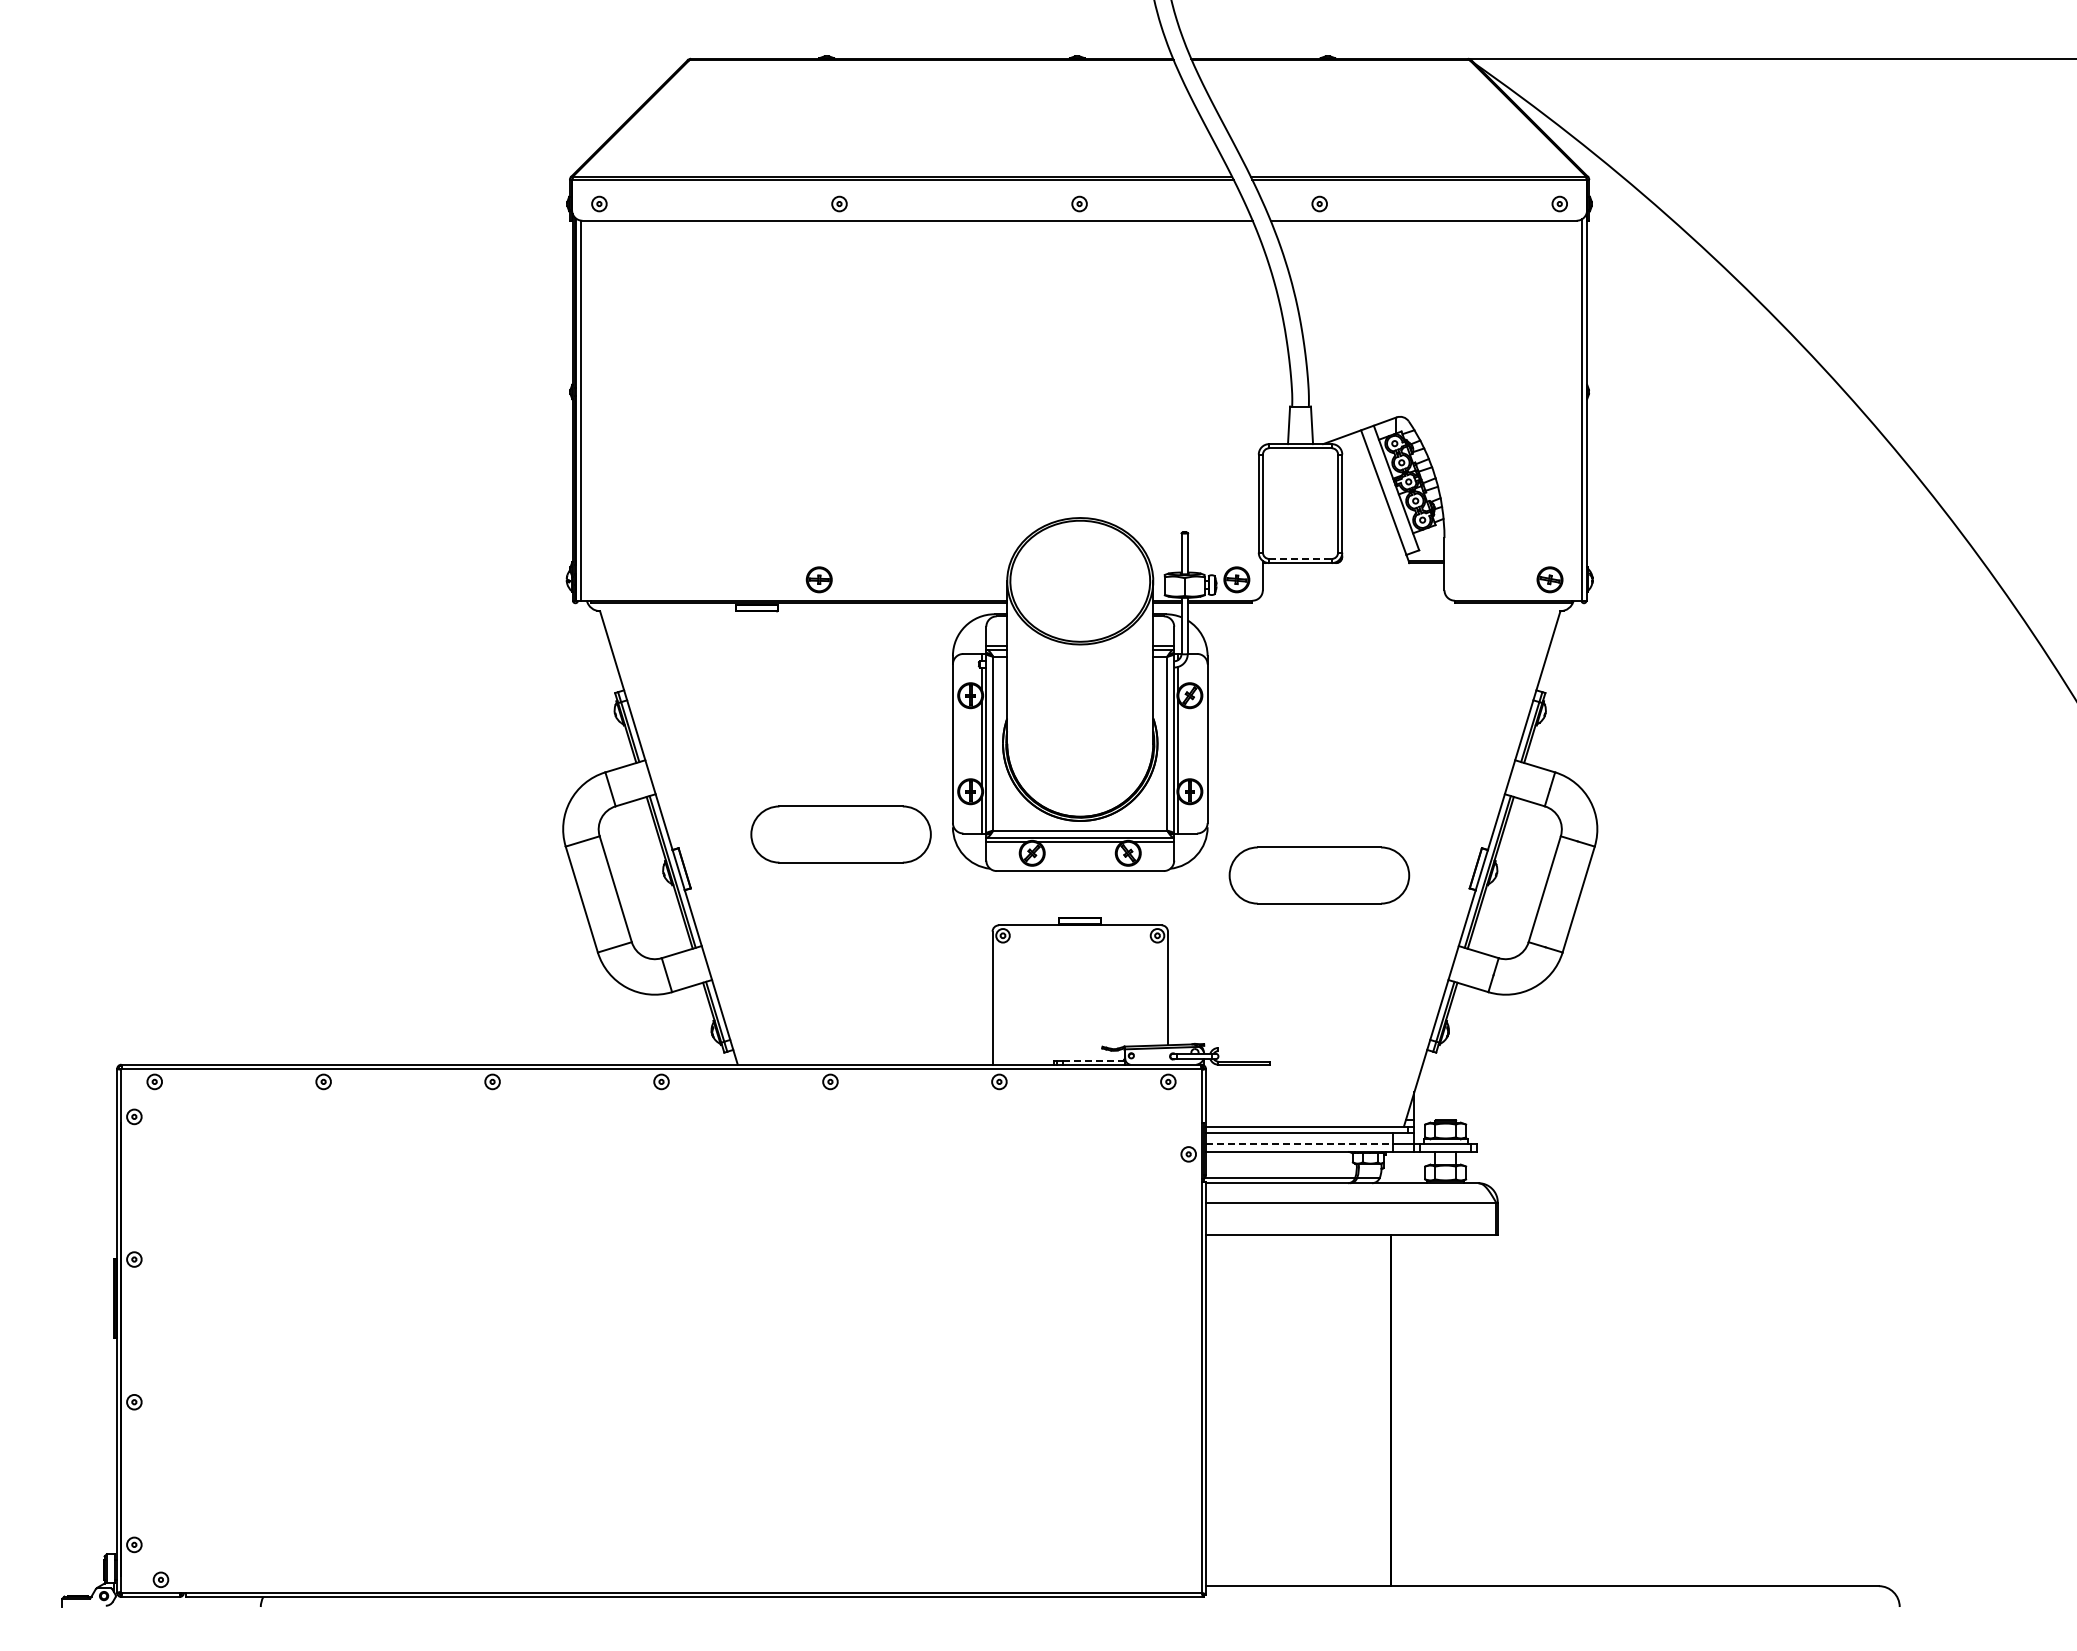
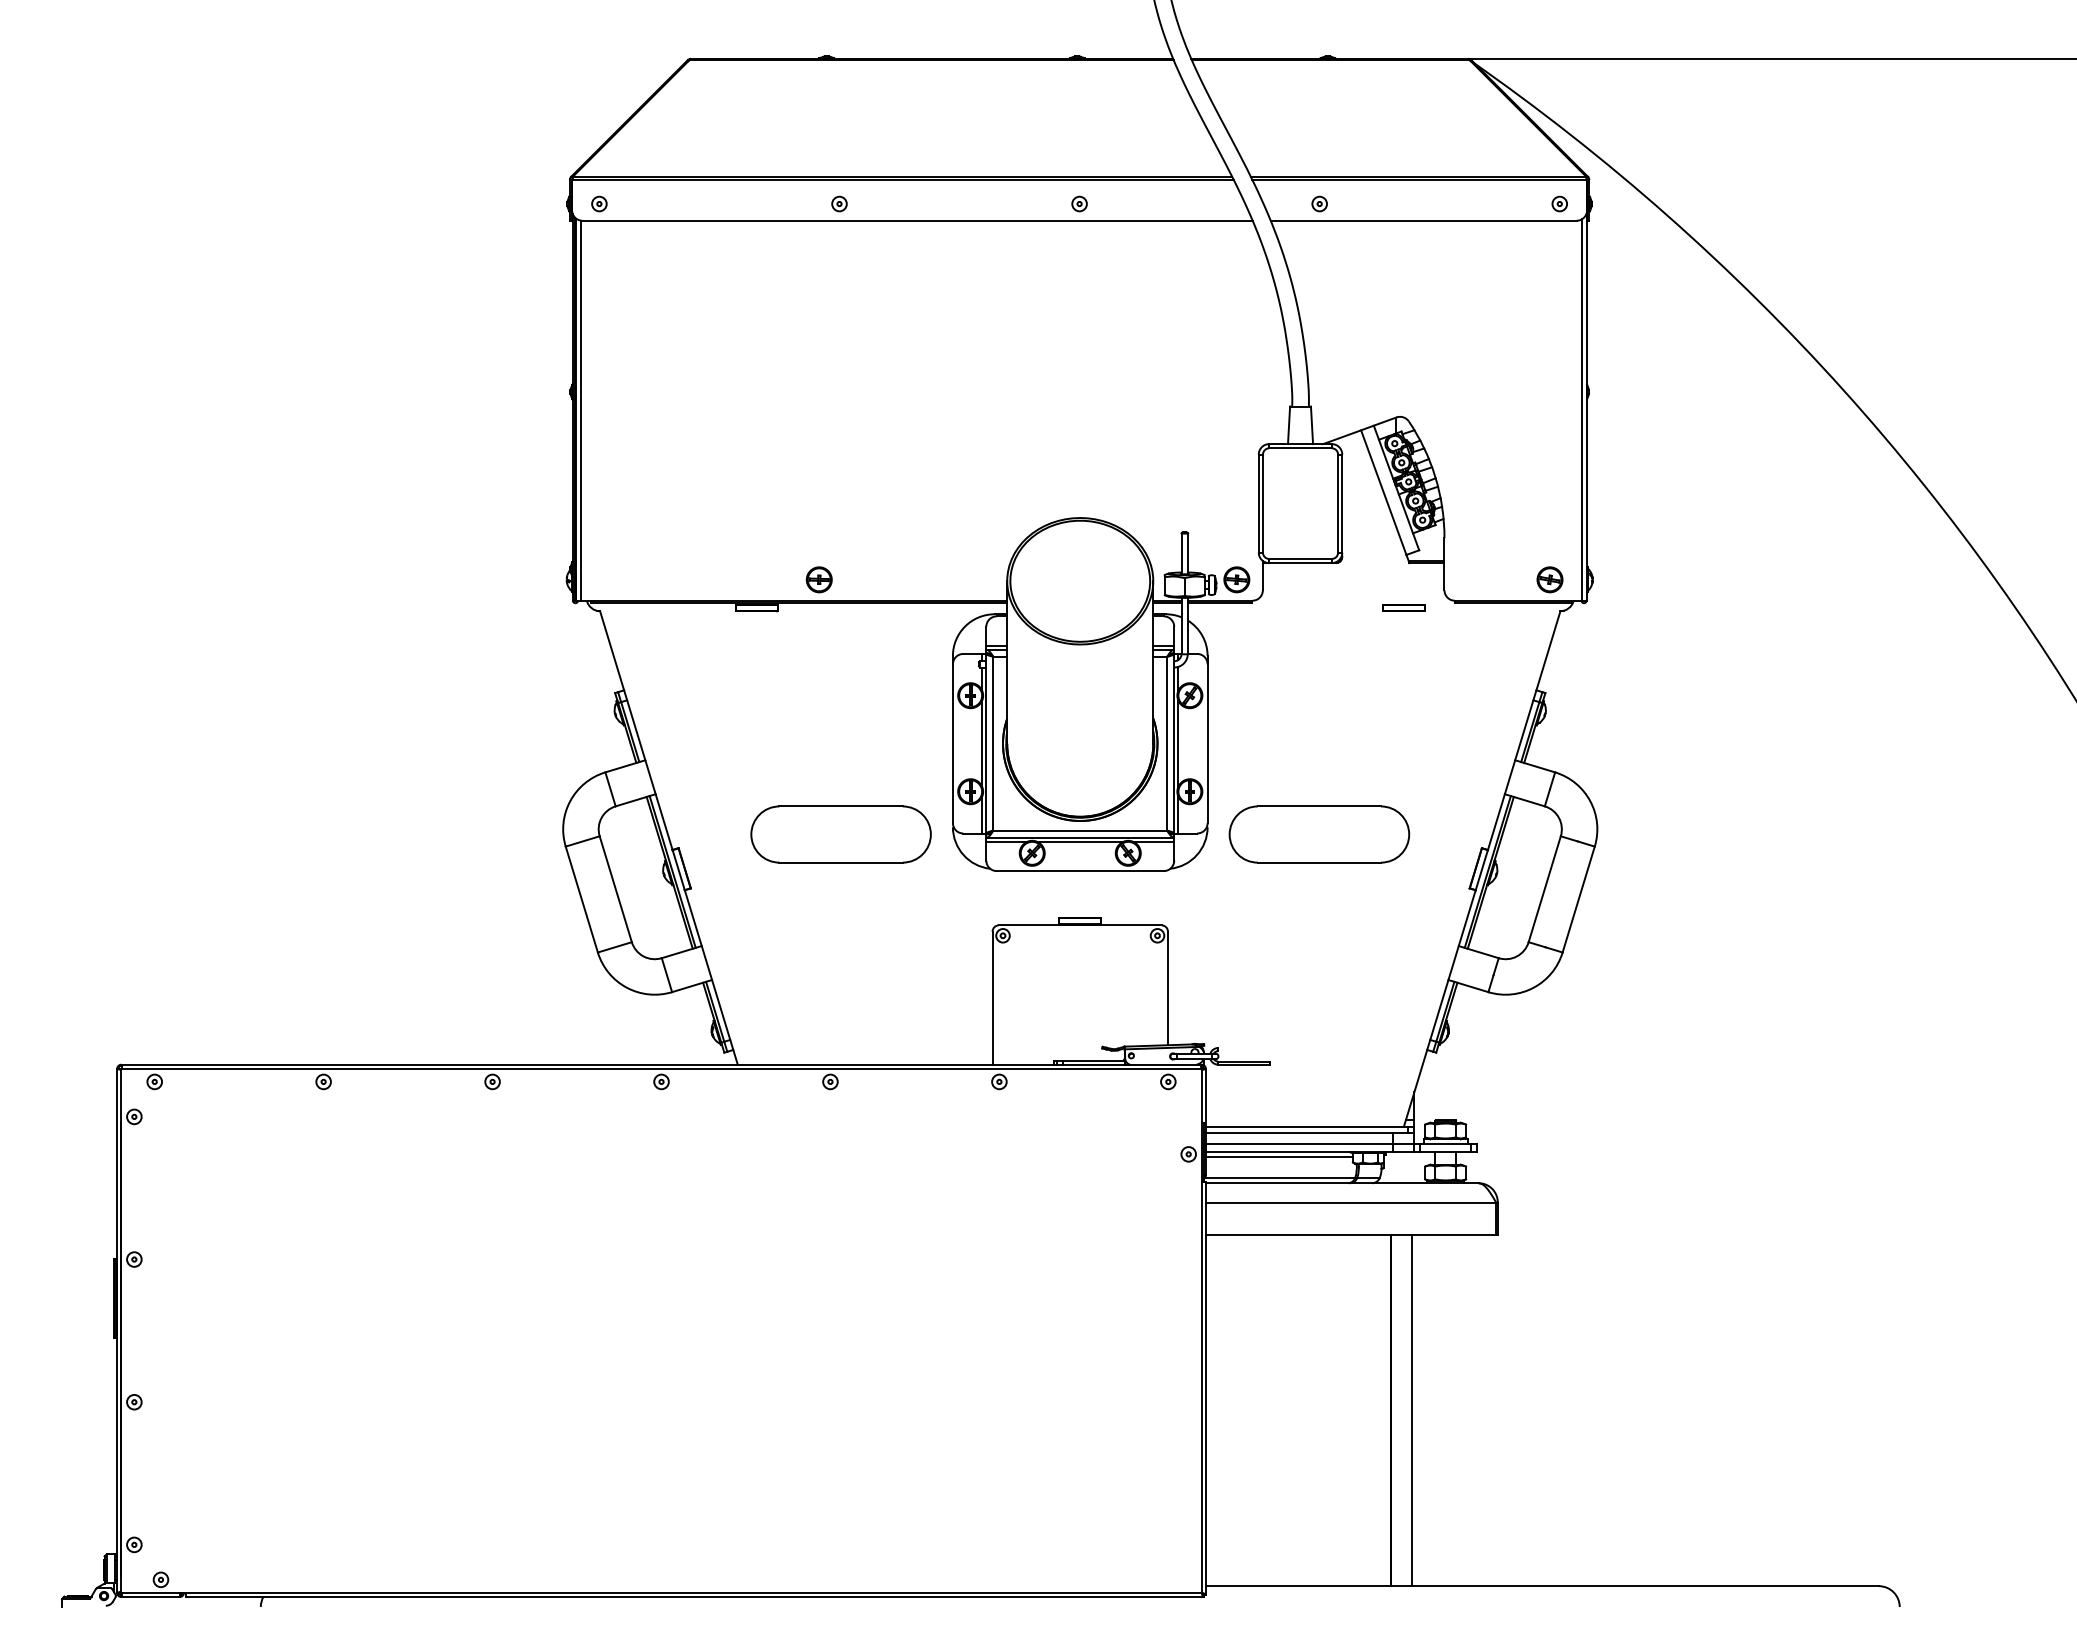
line: dashed -> solid (1301, 558)
part: none -> present (1403, 607)
part position: (1319, 875) -> (1319, 834) (1319, 834)
line: dashed -> solid (1093, 1060)
line: dashed -> solid (1299, 1143)
line: none -> present (1278, 1157)
line: none -> present (1412, 1410)
